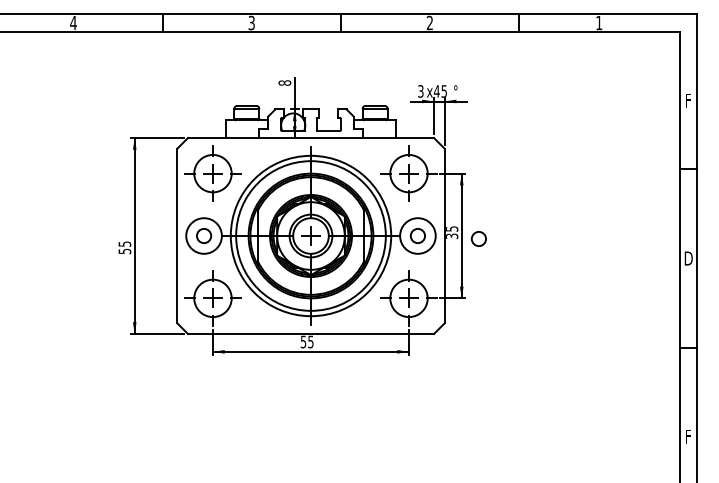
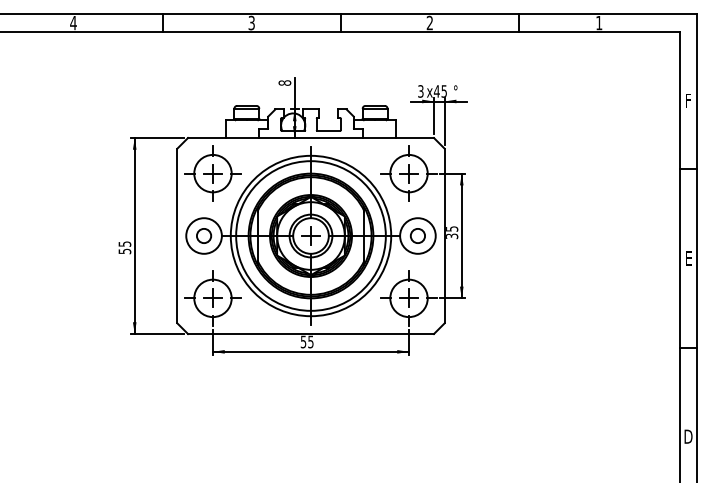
circle: present -> none (478, 238)
text: D -> E (688, 258)
text: F -> D (688, 436)
